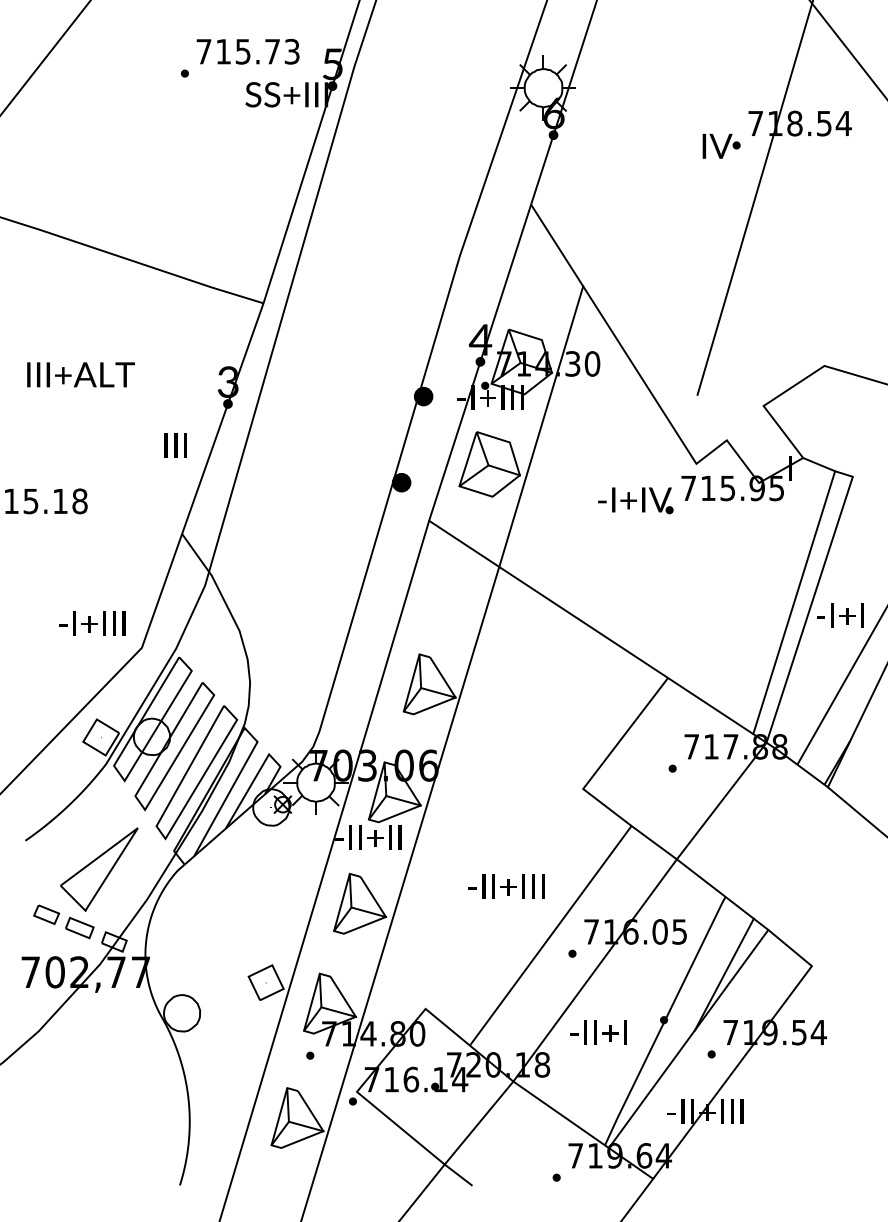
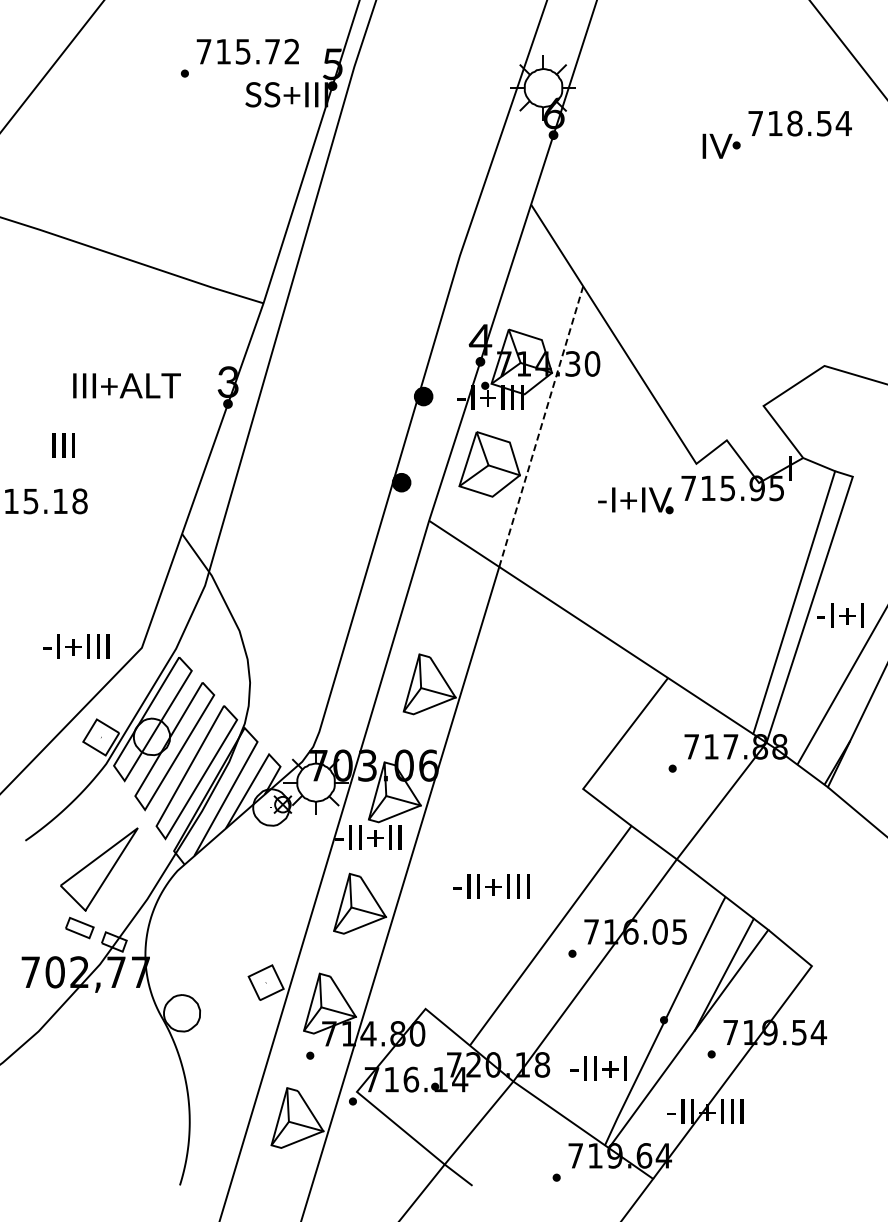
text: 715.73 -> 715.72 (291, 51)
line position: (45, 57) -> (52, 66) (52, 66)
line: present -> none (754, 198)
text position: (80, 374) -> (126, 385) (126, 385)
line: solid -> dashed (541, 426)
text position: (175, 445) -> (63, 445) (63, 445)
text position: (92, 623) -> (76, 646) (76, 646)
text position: (506, 886) -> (491, 886) (491, 886)
part: present -> none (46, 914)
text position: (598, 1032) -> (598, 1068) (598, 1068)
